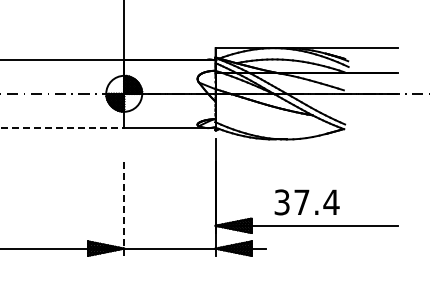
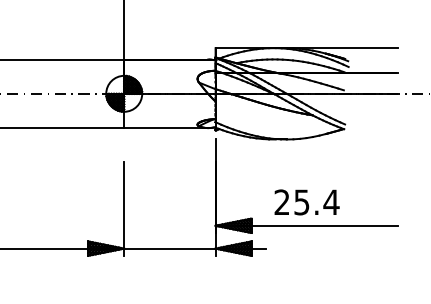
line: dashed -> solid (62, 128)
text: 37.4 -> 25.4 (291, 202)
line: dashed -> solid (124, 209)
